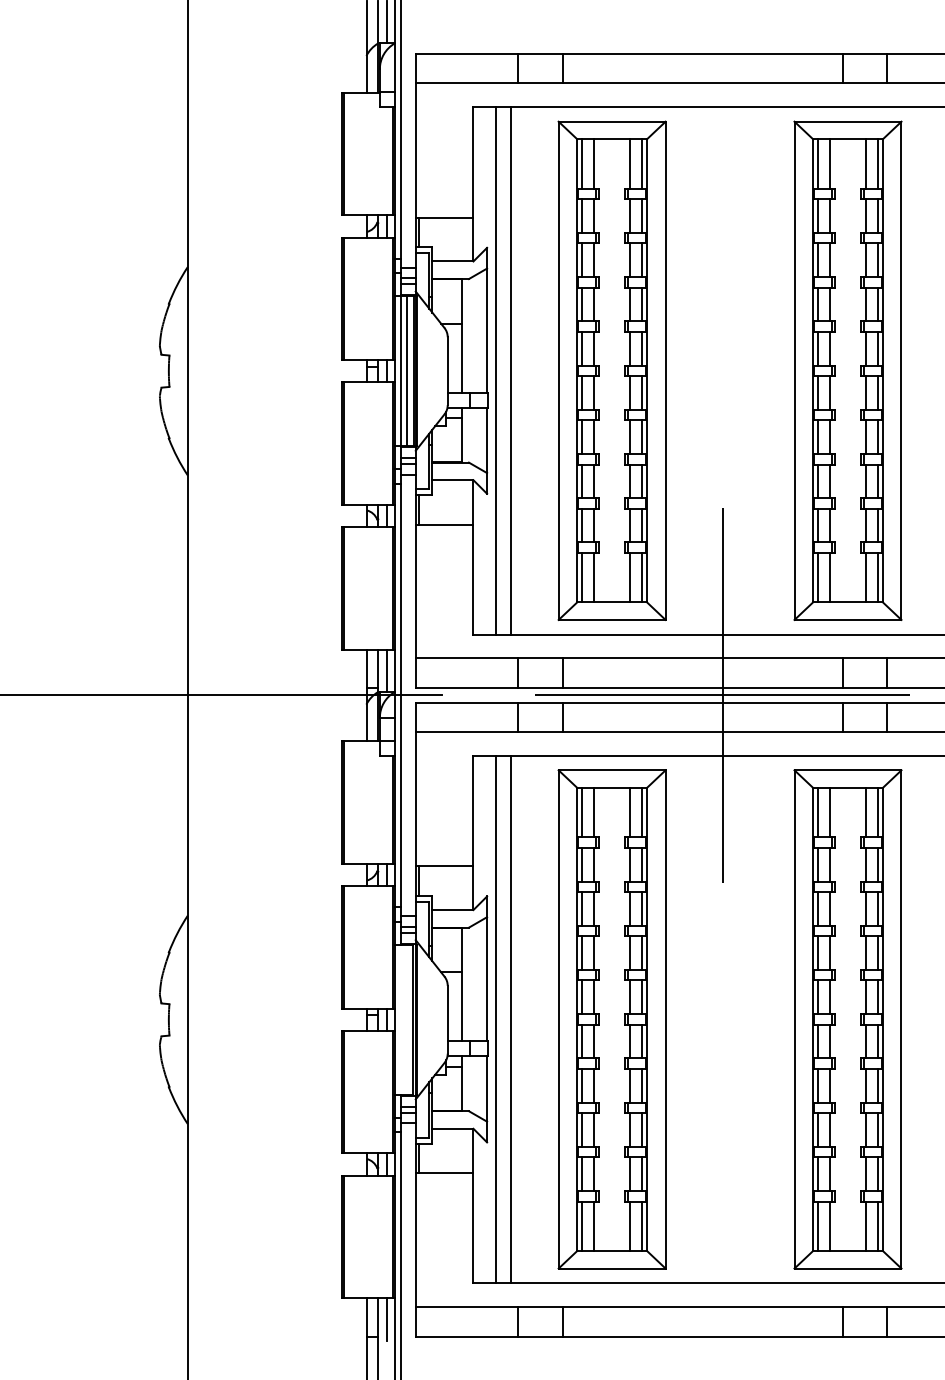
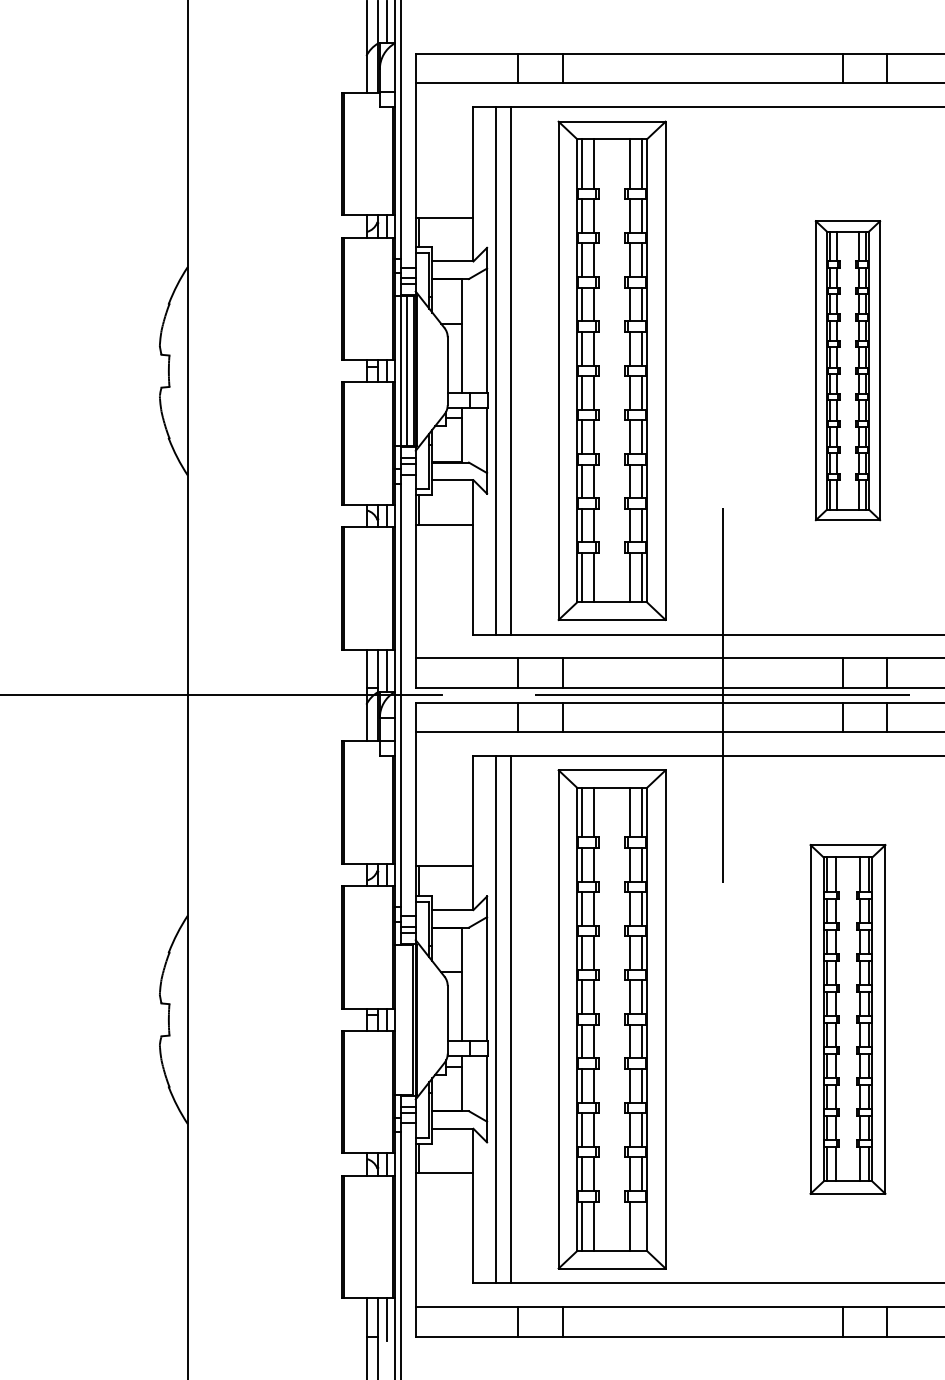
part size: 110x501 px -> 68x302 px (847, 370)
part size: 110x501 px -> 78x351 px (847, 1019)
line: present -> none (641, 1225)
